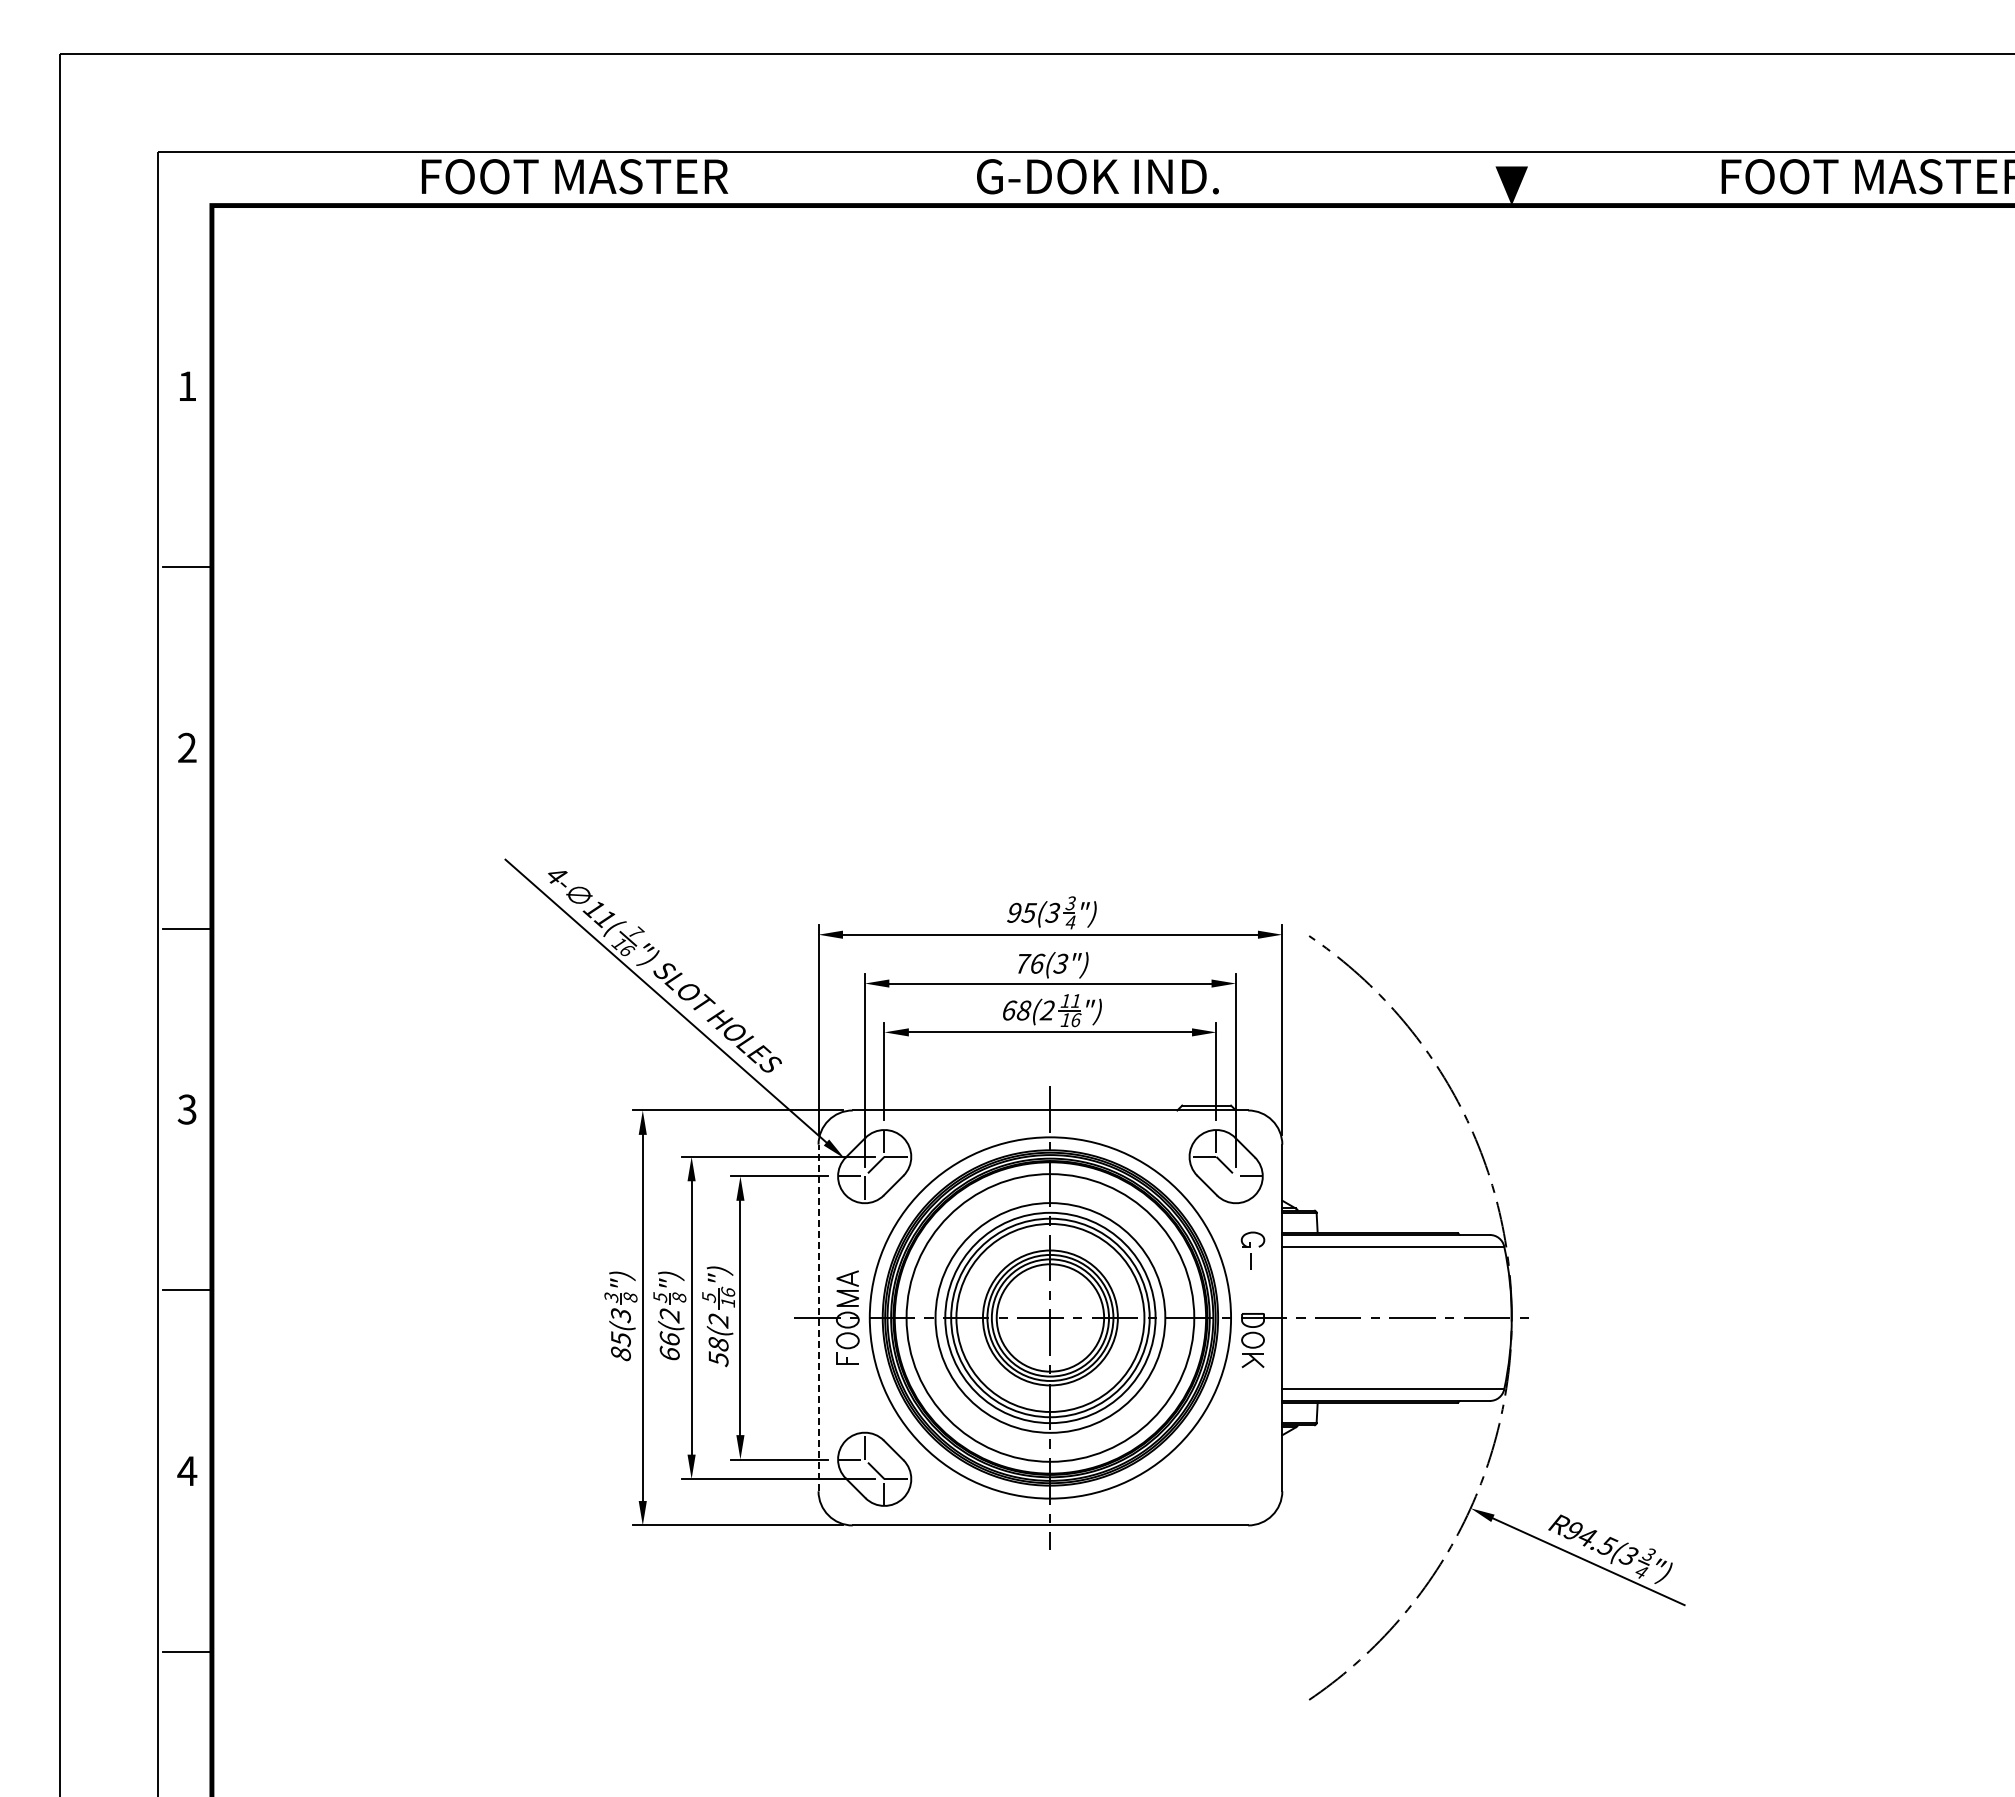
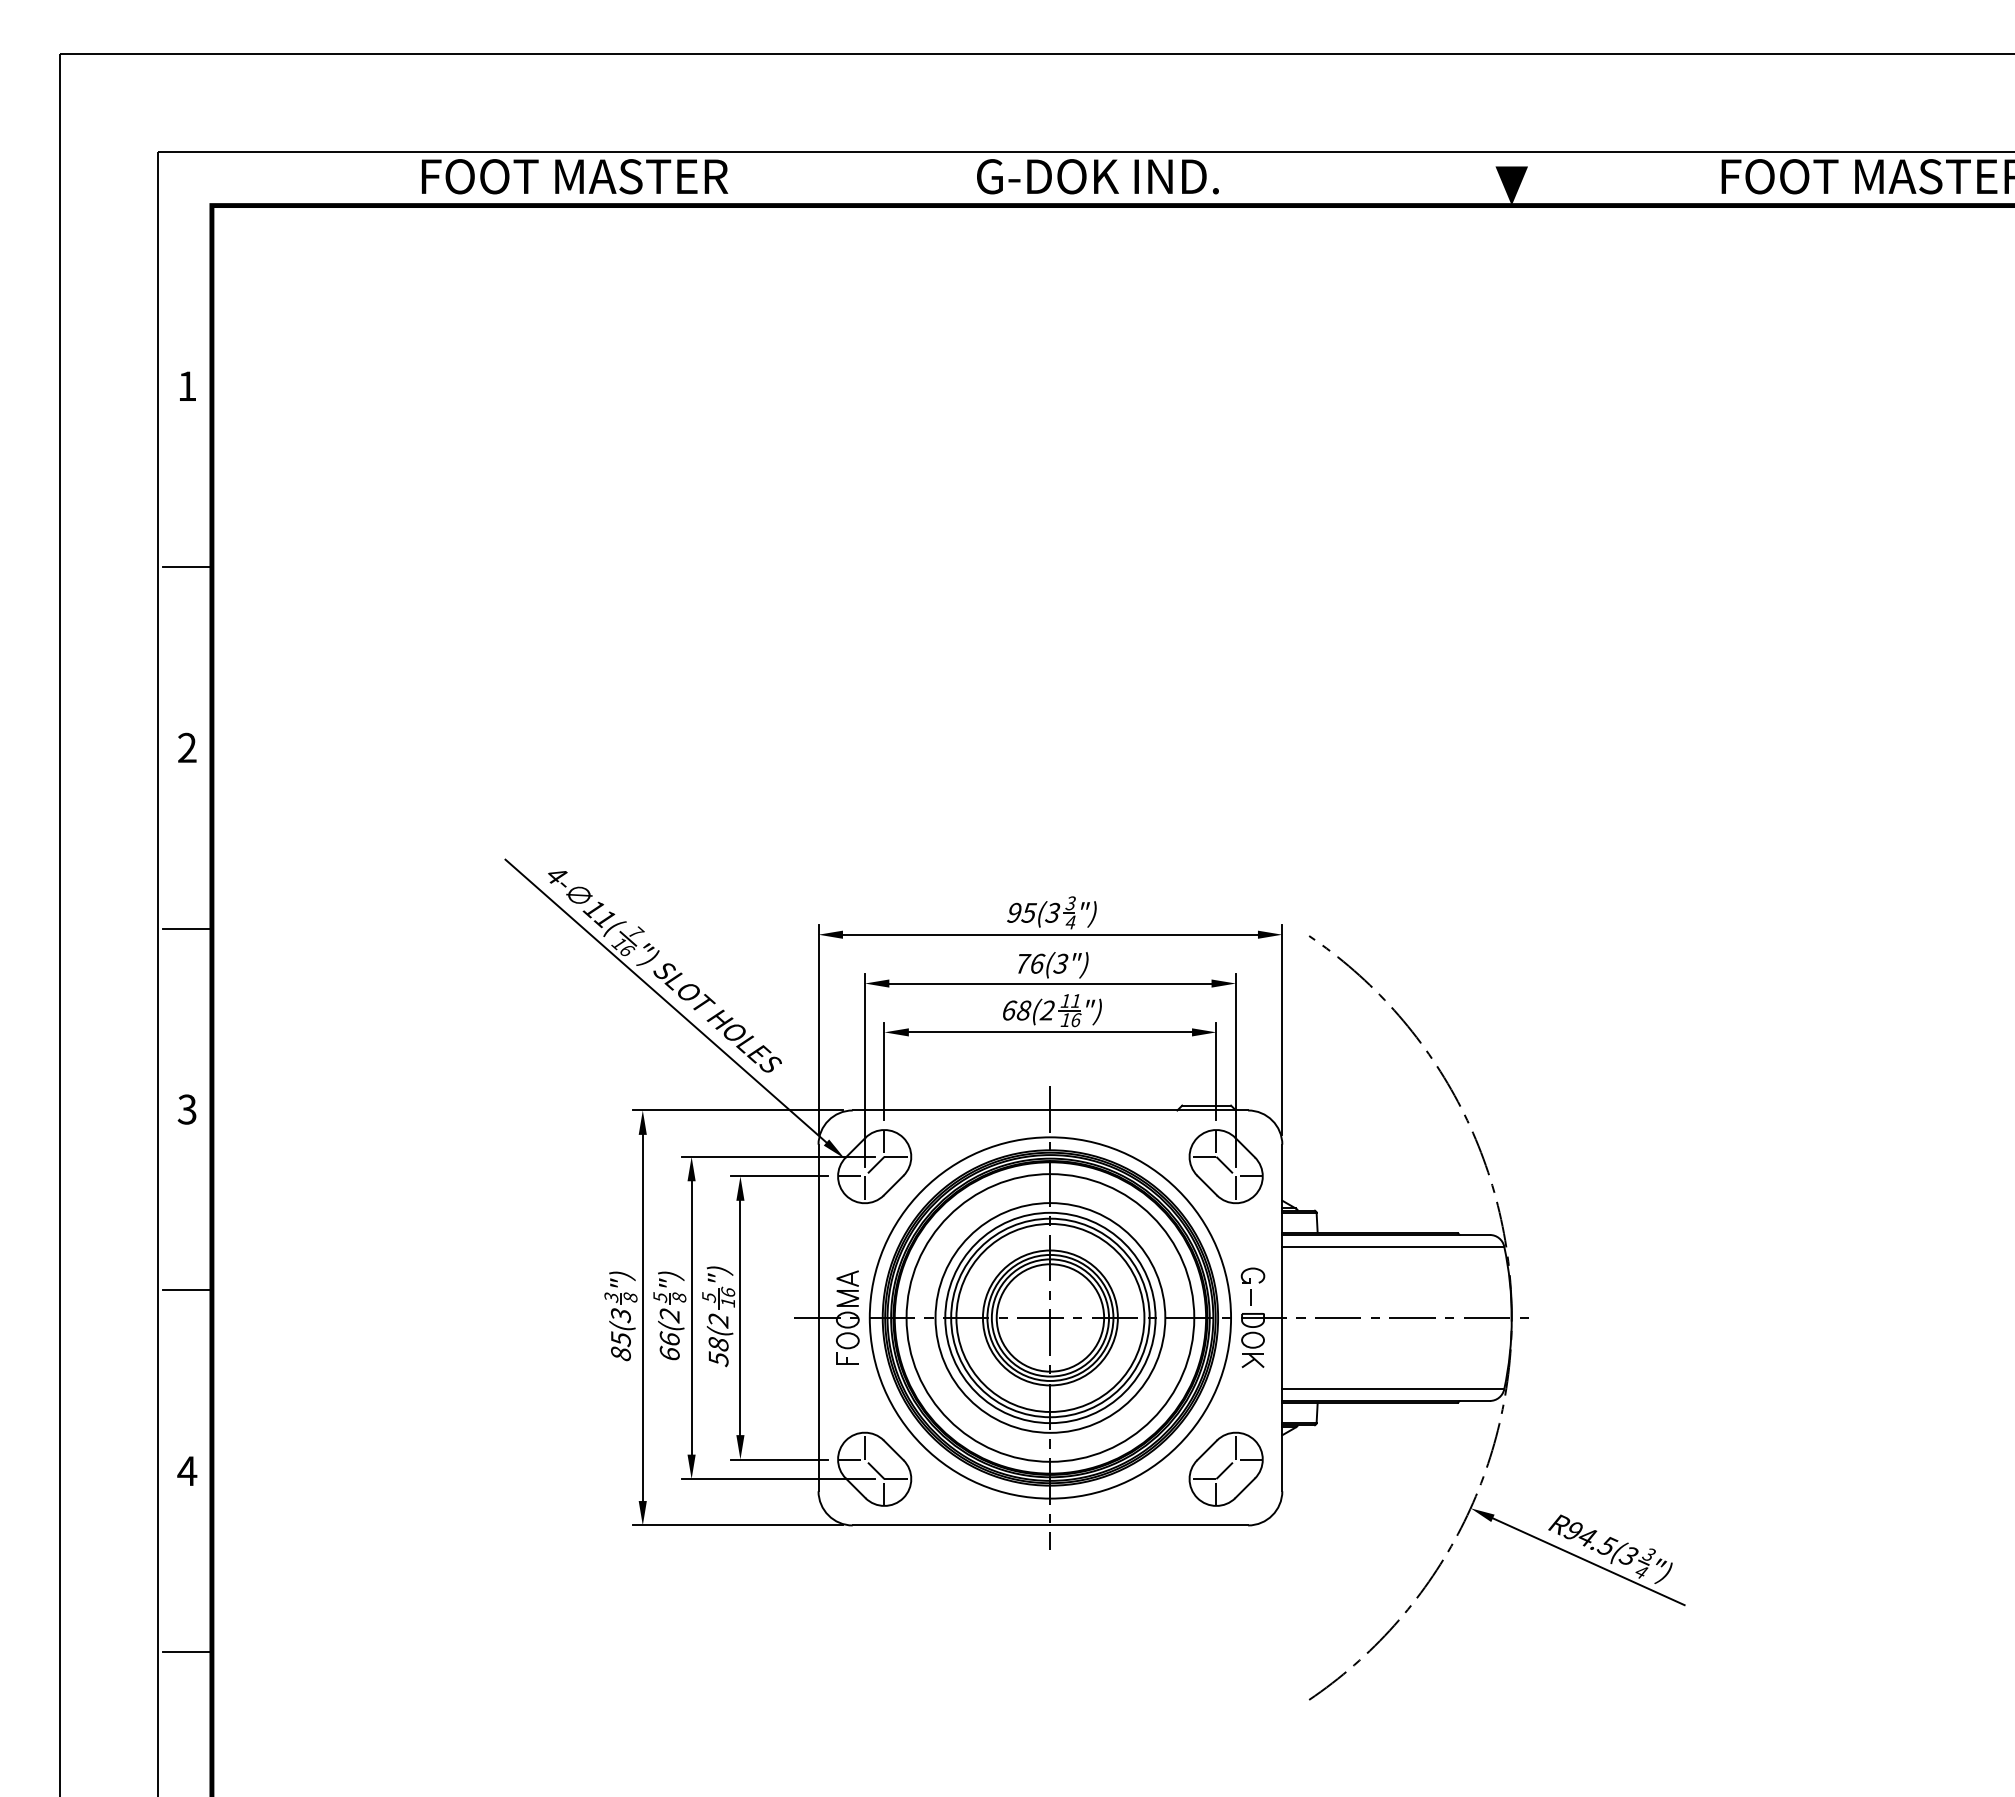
line: none -> present (1235, 1189)
part position: (1252, 1250) -> (1252, 1286) (1252, 1286)
line: dashed -> solid (818, 1317)
part: none -> present (1225, 1468)
